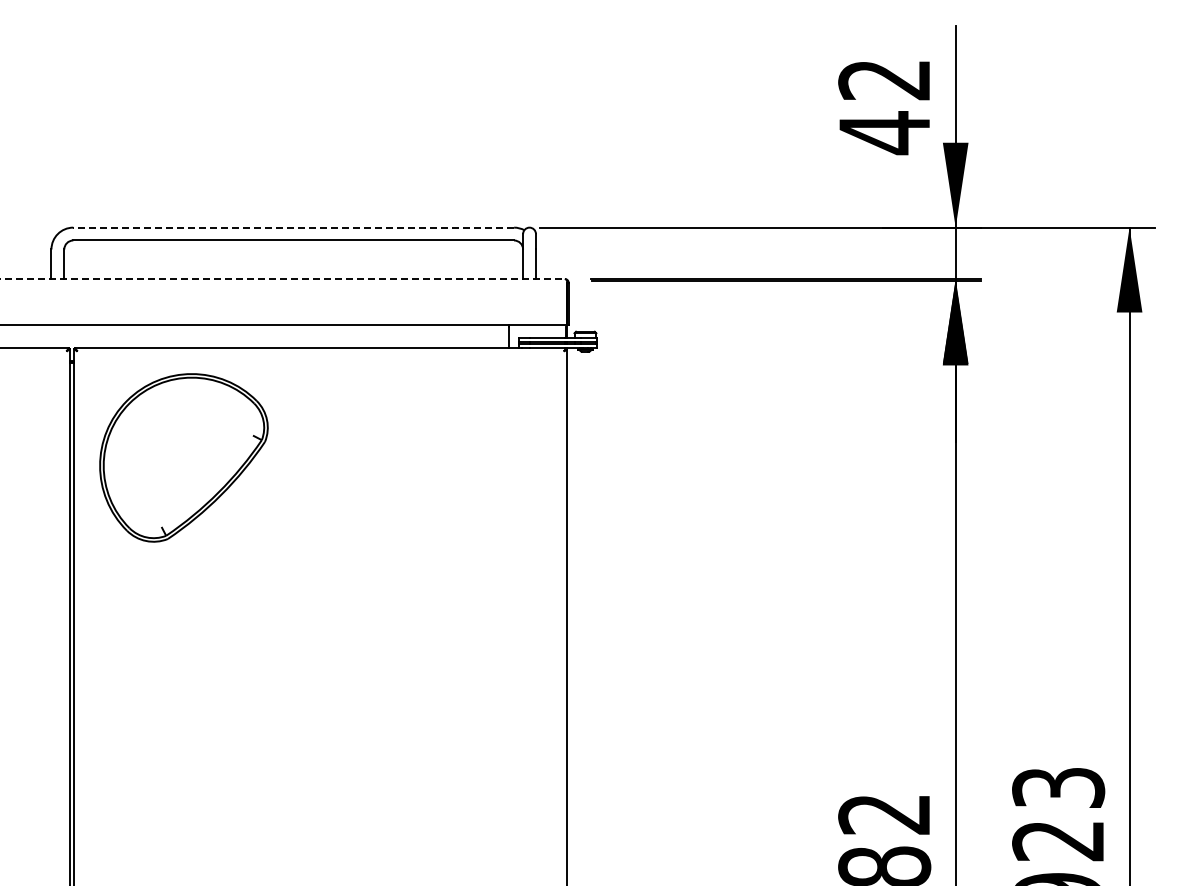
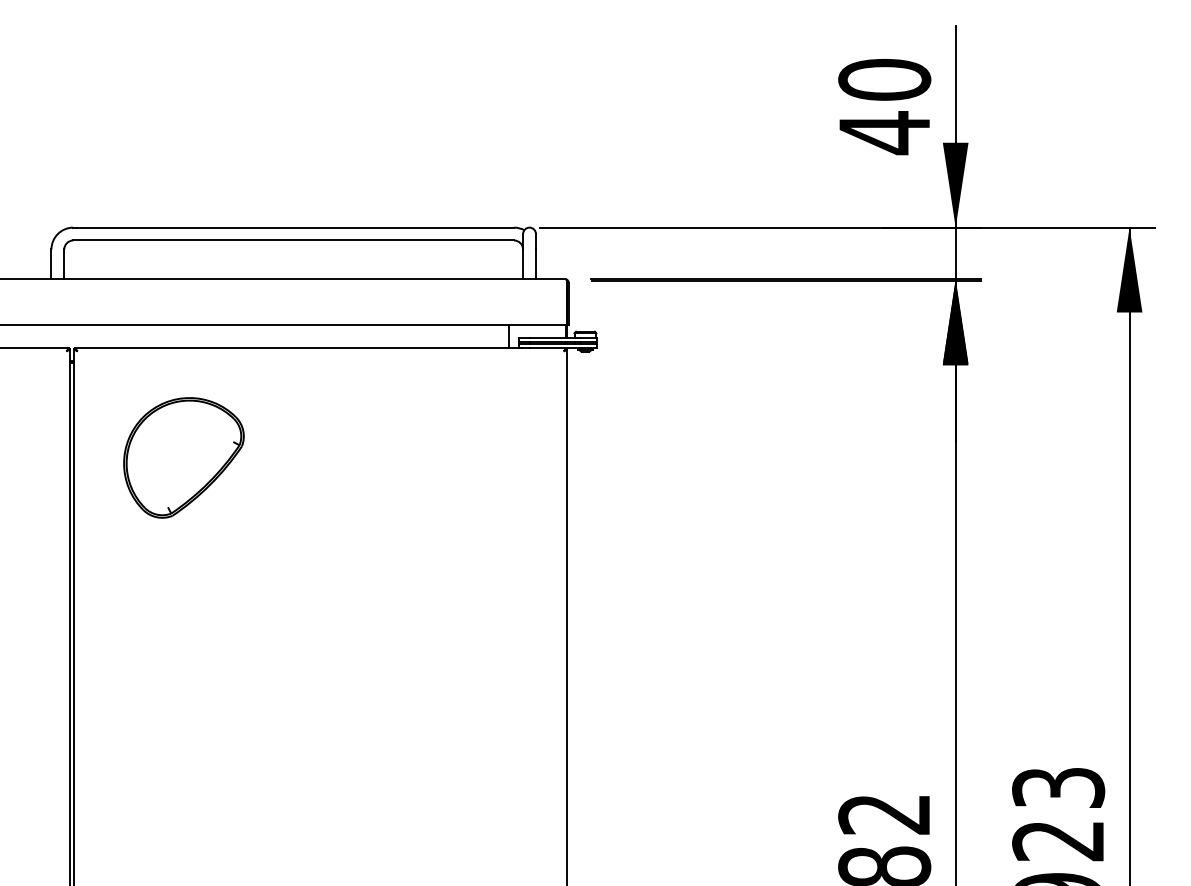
text: 42 -> 40 (884, 79)
line: dashed -> solid (293, 227)
line: dashed -> solid (283, 279)
part size: 170x170 px -> 122x122 px (183, 457)
